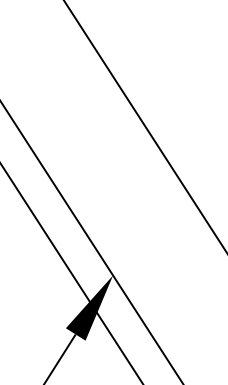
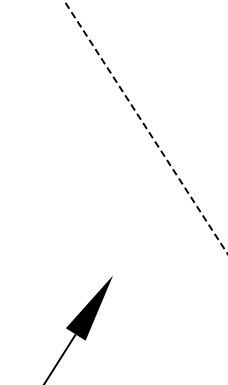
line: solid -> dashed (145, 126)
line: present -> none (91, 242)
line: present -> none (71, 273)
